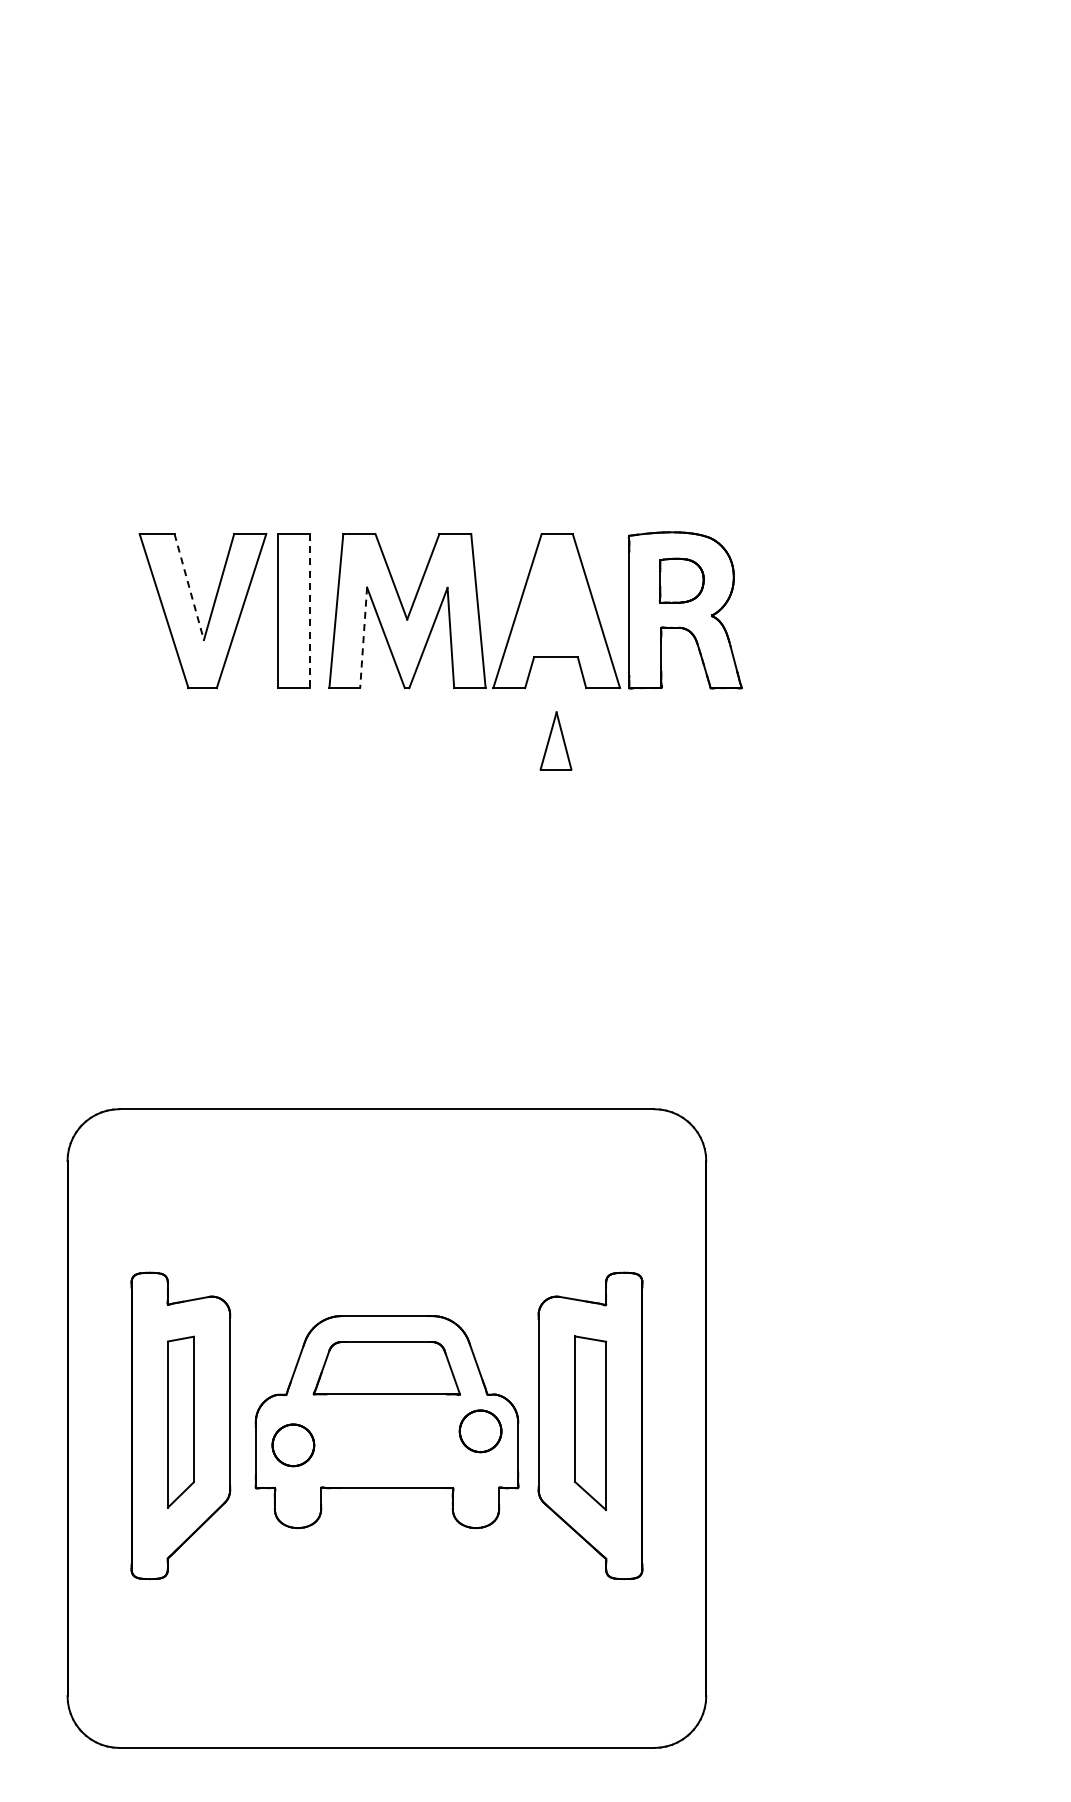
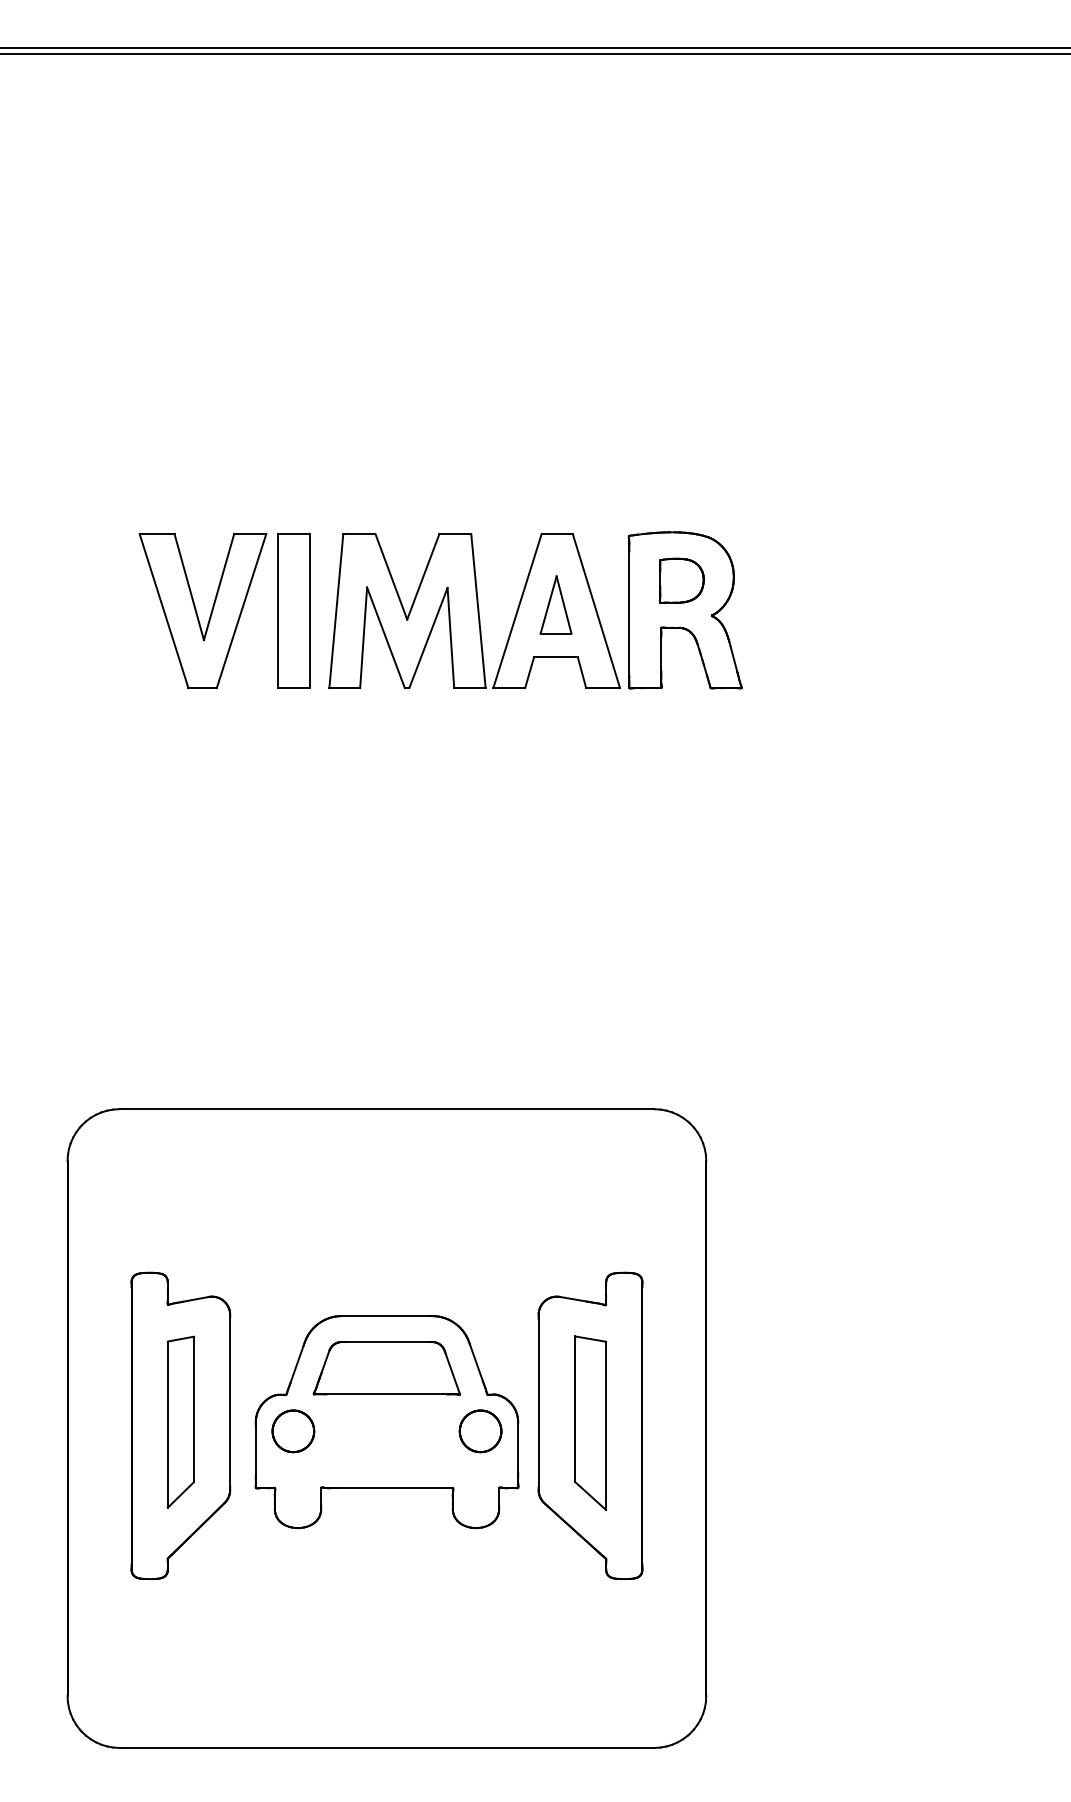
line: none -> present (534, 47)
line: none -> present (534, 54)
line: dashed -> solid (189, 587)
line: dashed -> solid (310, 611)
line: dashed -> solid (363, 638)
part position: (555, 740) -> (555, 604) (555, 604)
part position: (293, 1445) -> (293, 1431) (293, 1431)
